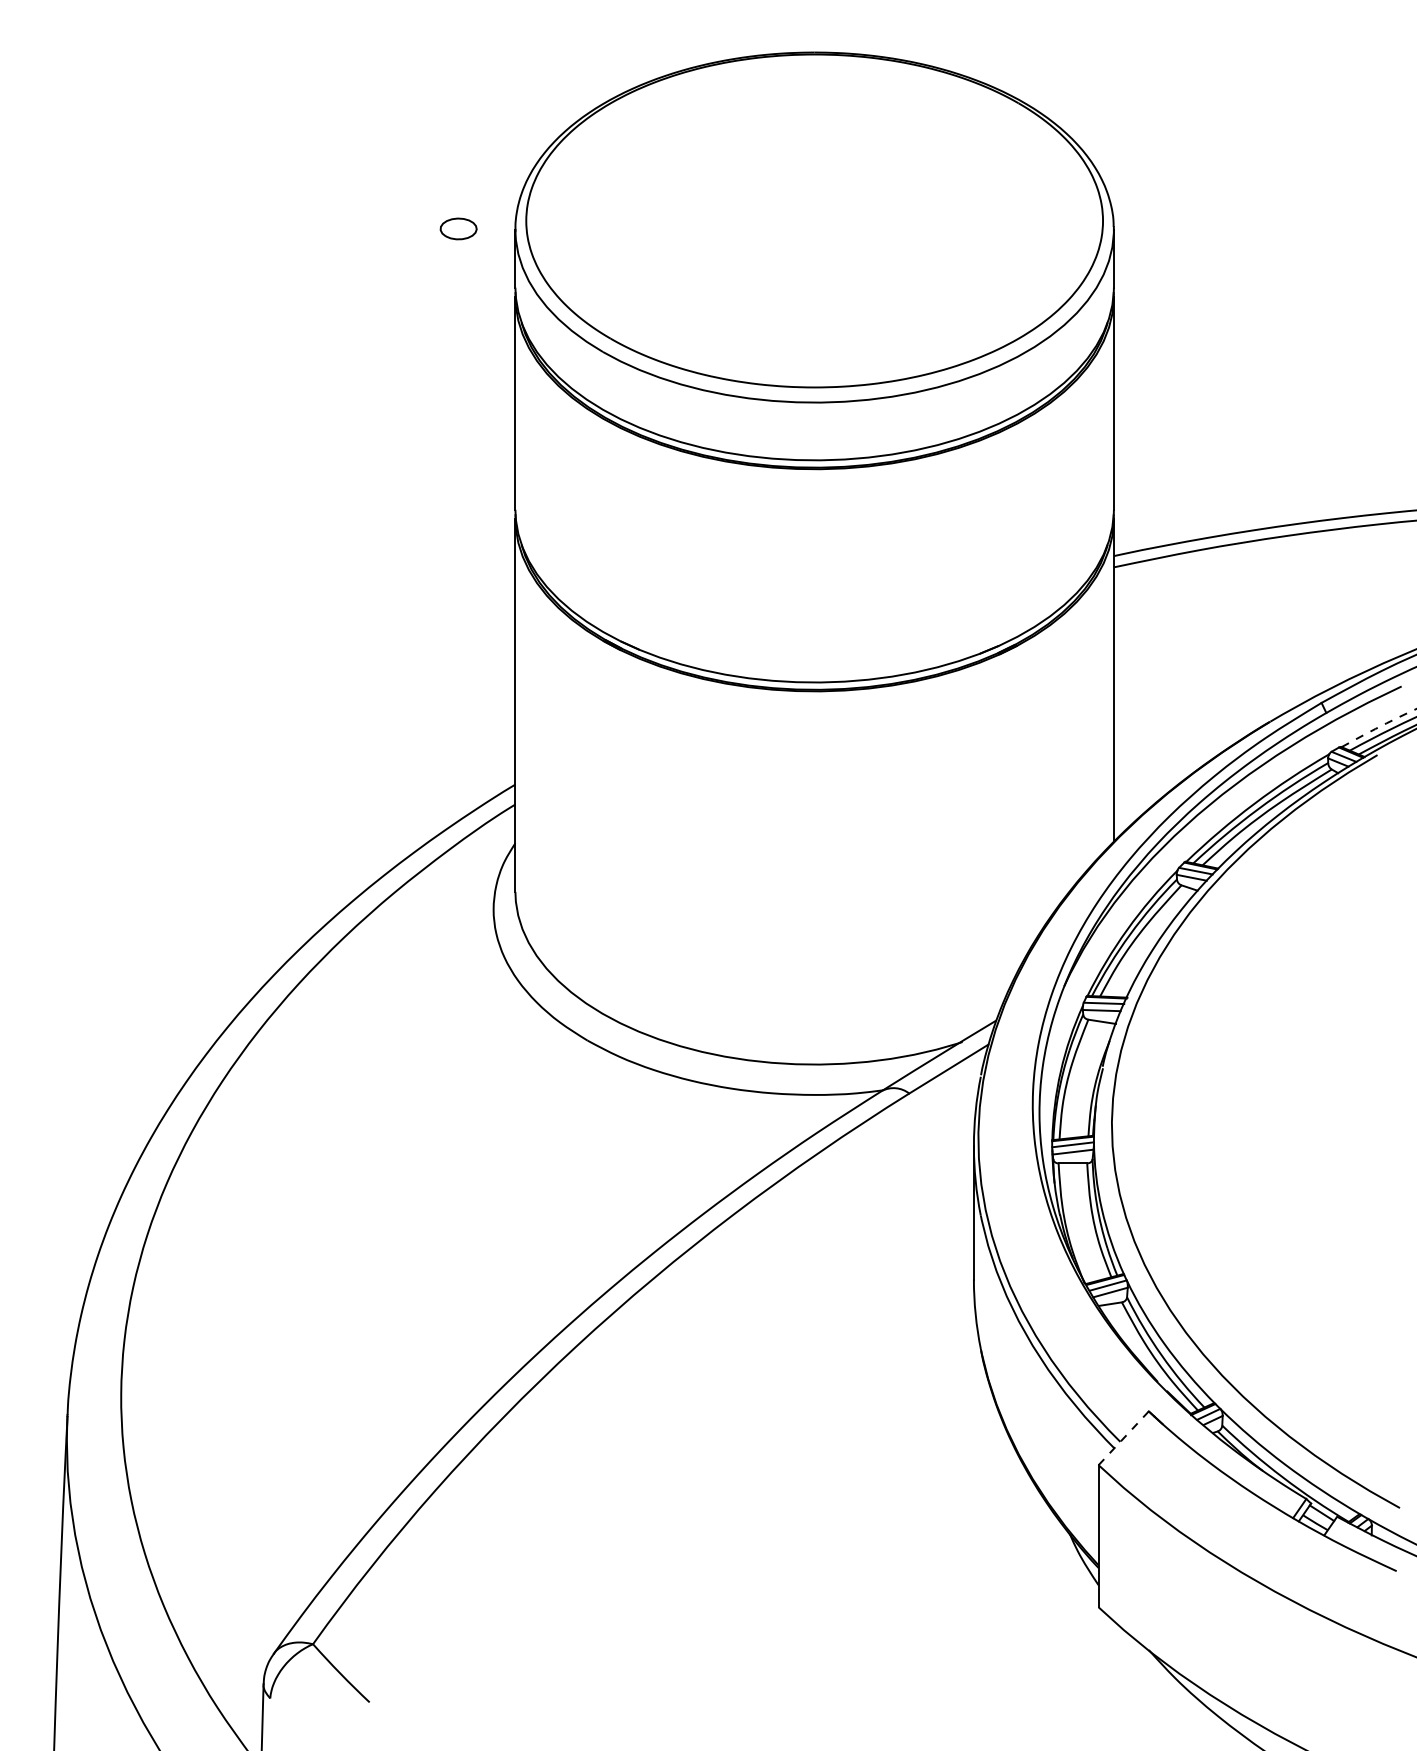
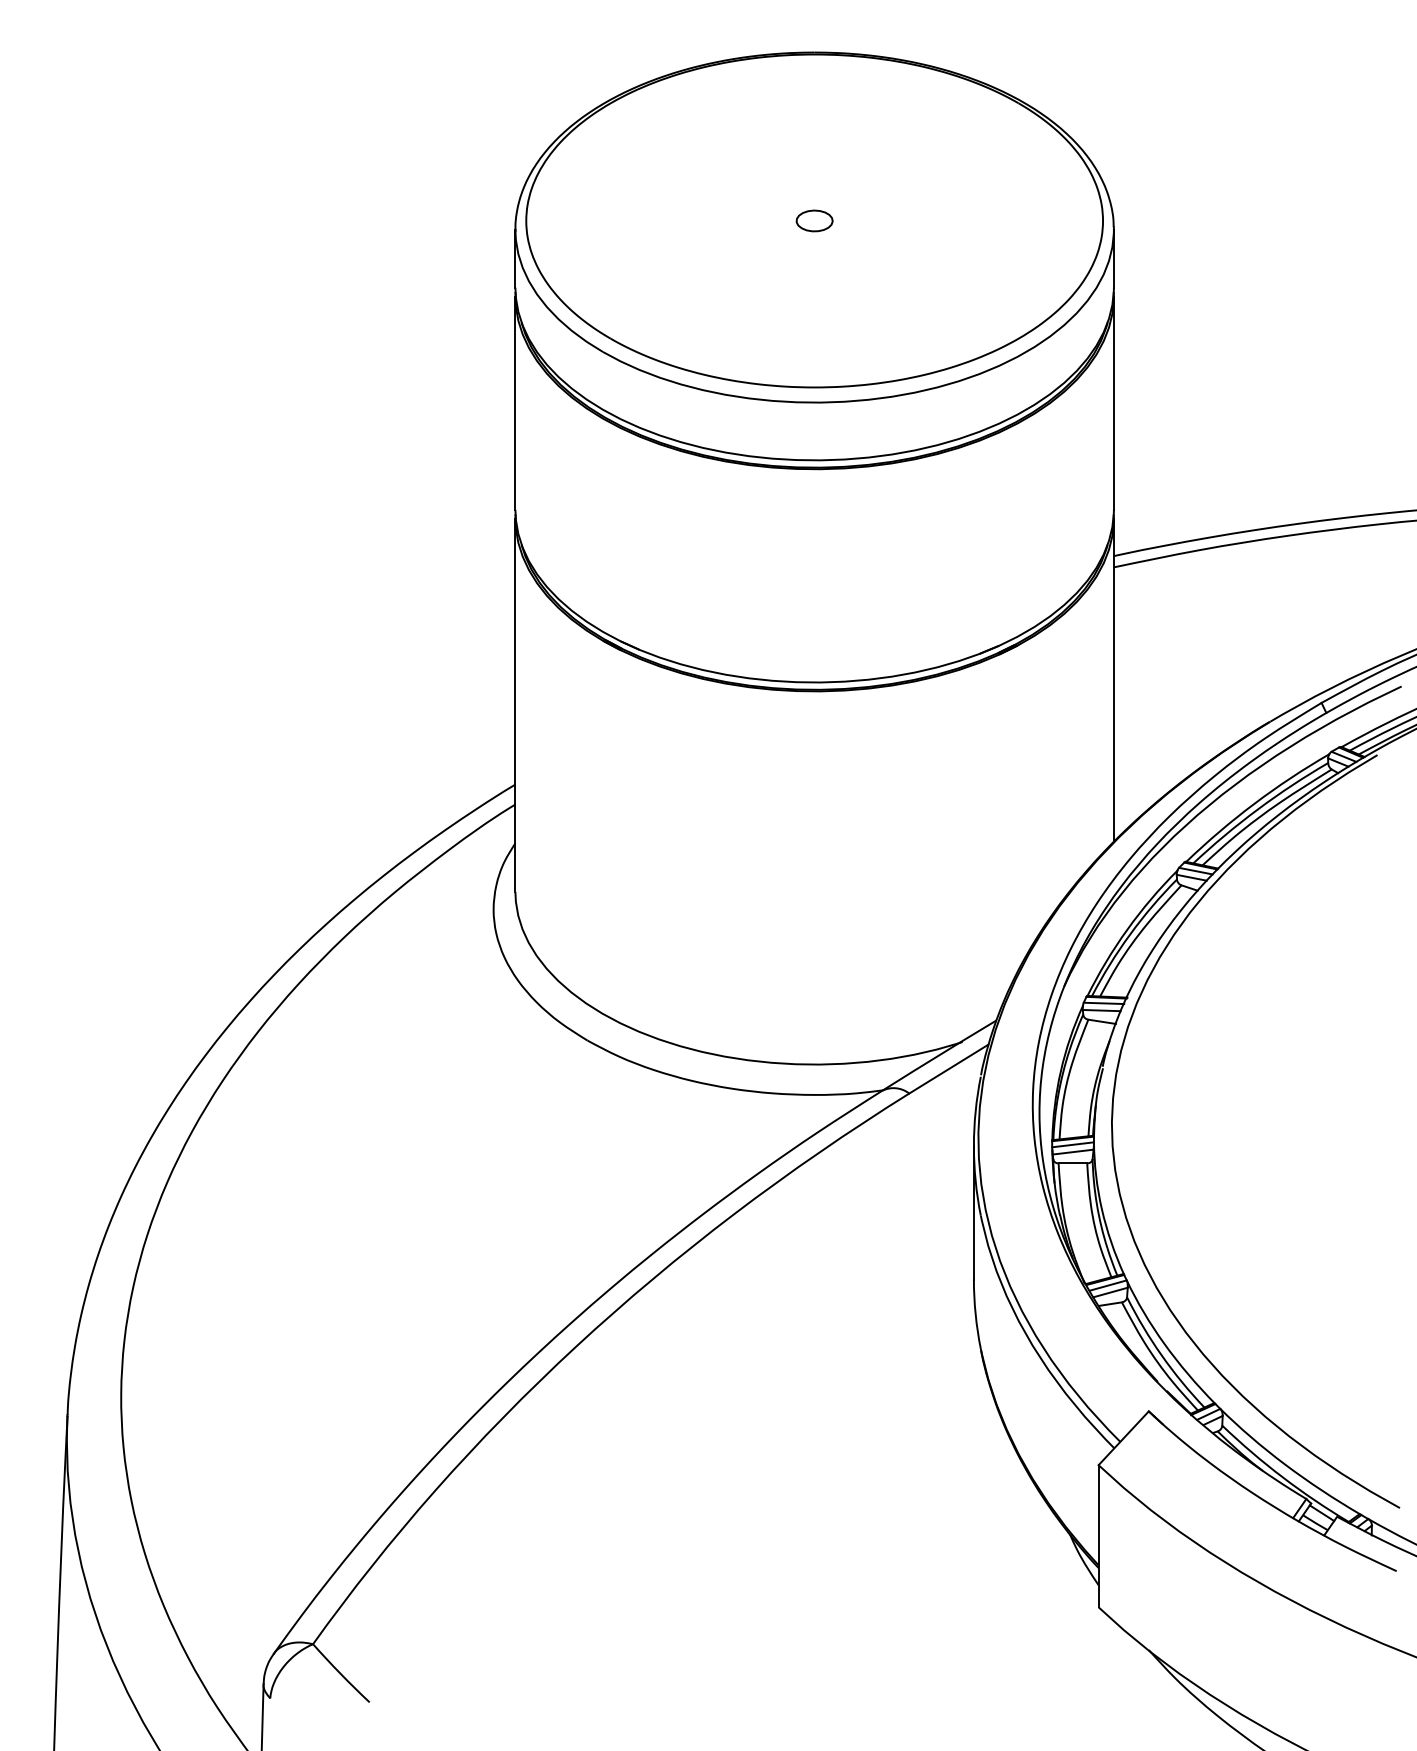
part position: (458, 228) -> (814, 220) (814, 220)
arc: dashed -> solid (1378, 727)
line: dashed -> solid (1123, 1438)
